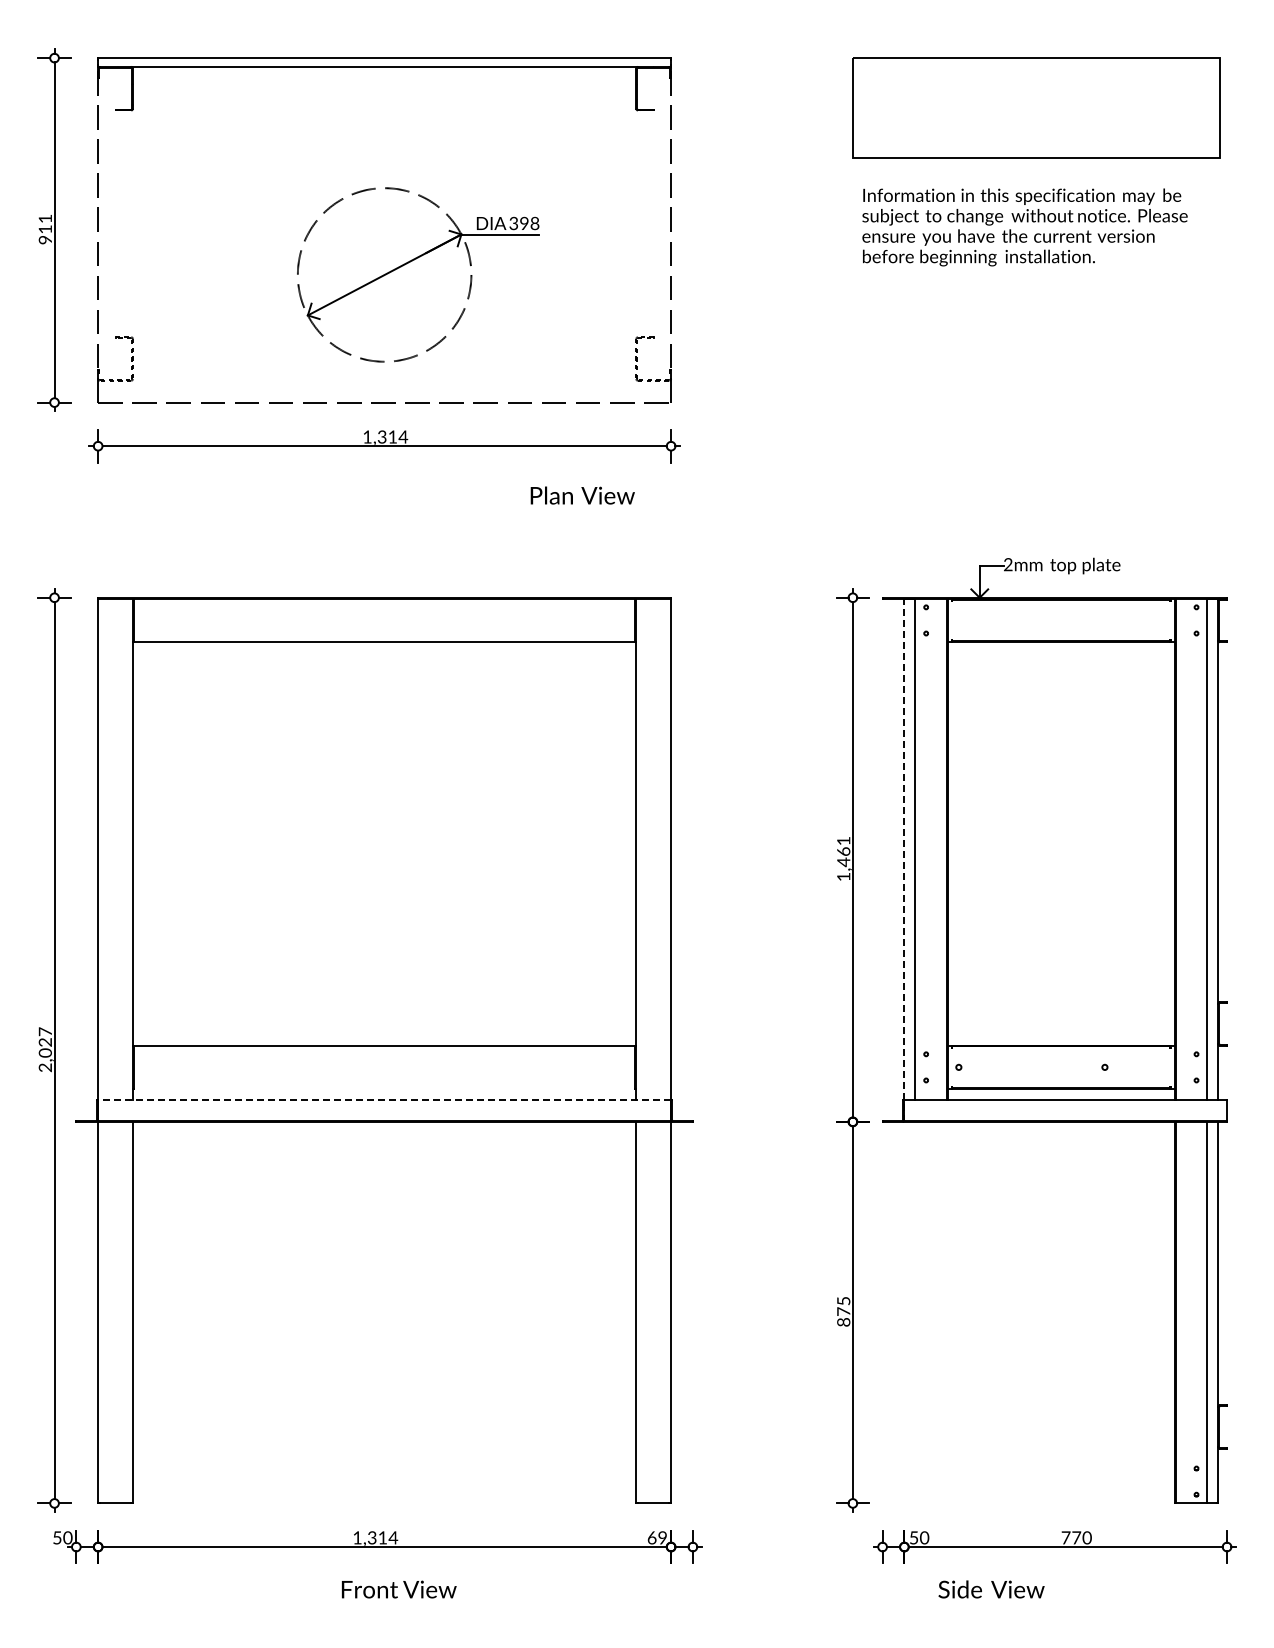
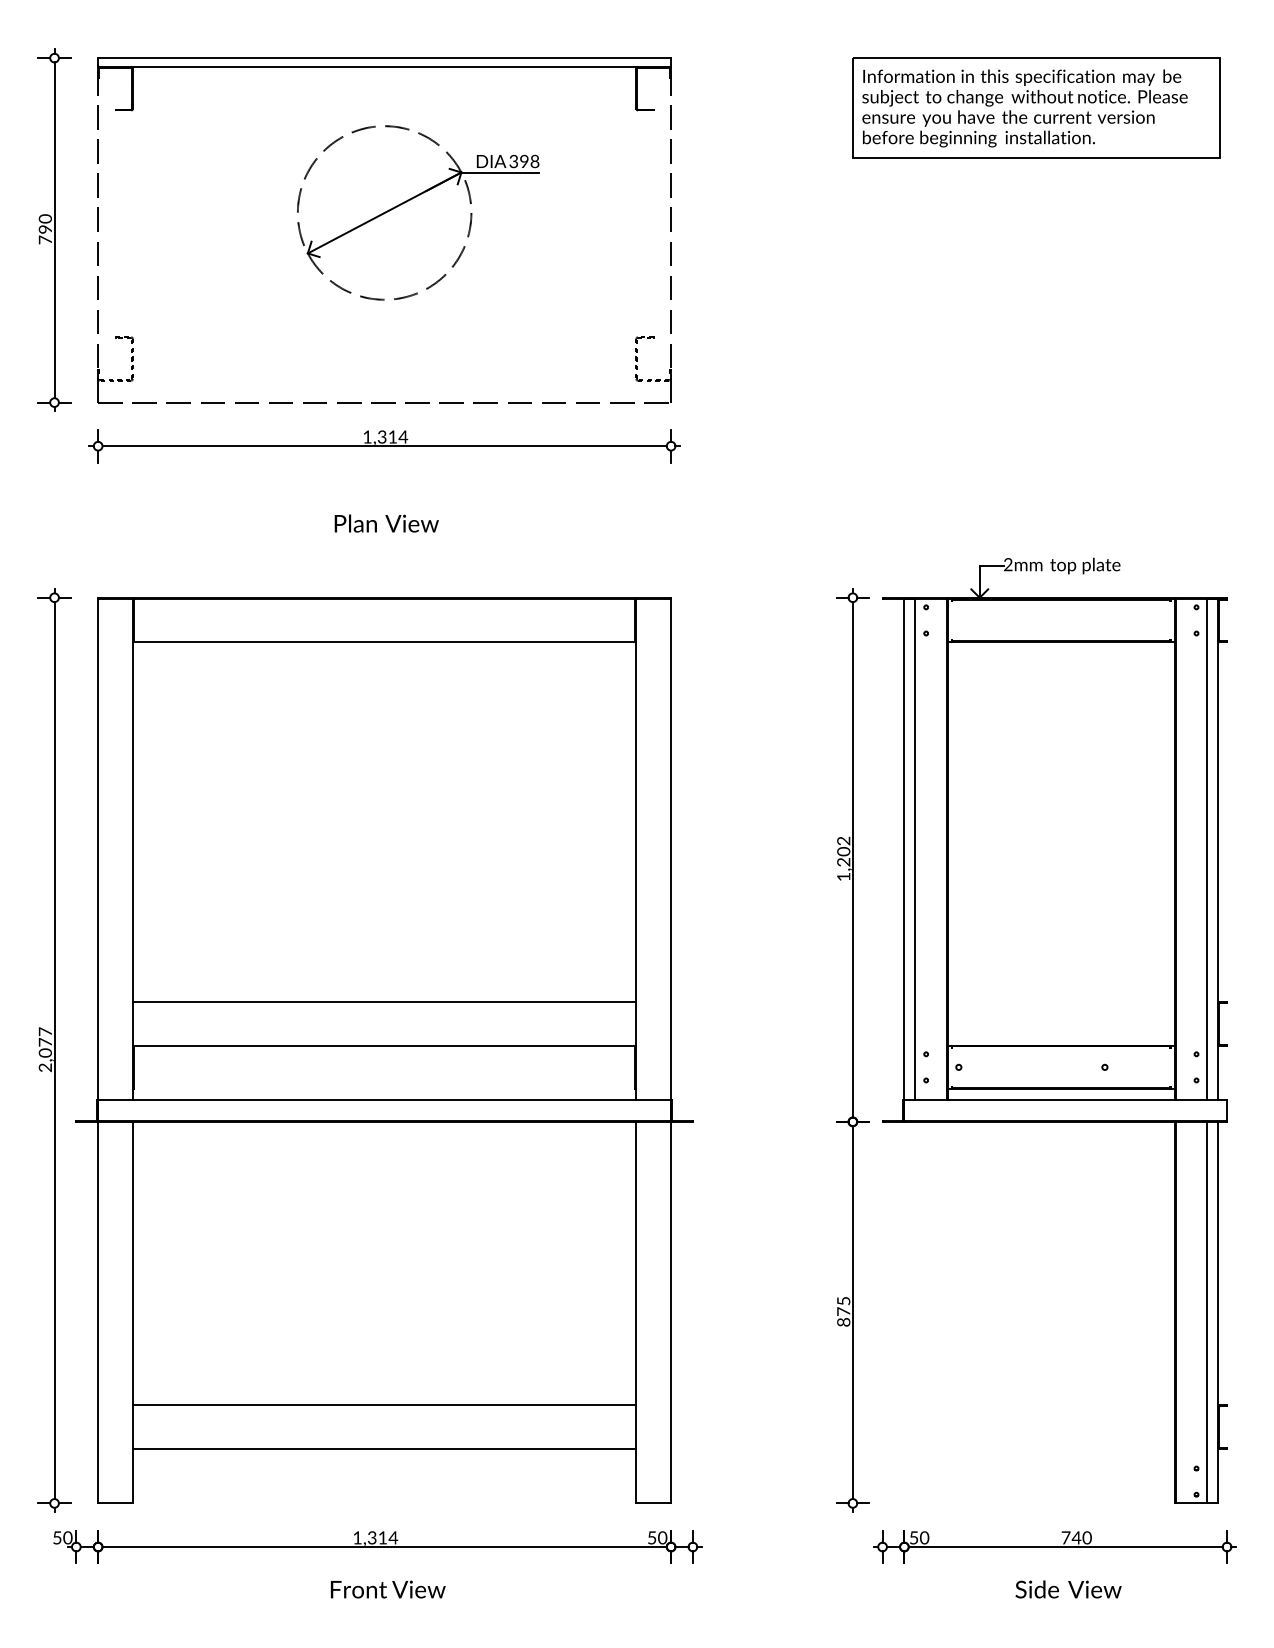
text position: (1024, 227) -> (1024, 108) (1024, 108)
text: 911 -> 790 (44, 229)
part position: (412, 261) -> (412, 199) (412, 199)
text position: (582, 495) -> (386, 523) (386, 523)
text: 1,461 -> 1,202 (843, 851)
line: dashed -> solid (904, 860)
line: none -> present (384, 1001)
text: 2,027 -> 2,077 (44, 1041)
line: dashed -> solid (384, 1100)
line: none -> present (384, 1405)
line: none -> present (384, 1448)
text: 69 -> 50 (657, 1537)
text: 770 -> 740 (1076, 1537)
text position: (399, 1589) -> (388, 1589) (388, 1589)
text position: (991, 1589) -> (1068, 1589) (1068, 1589)
